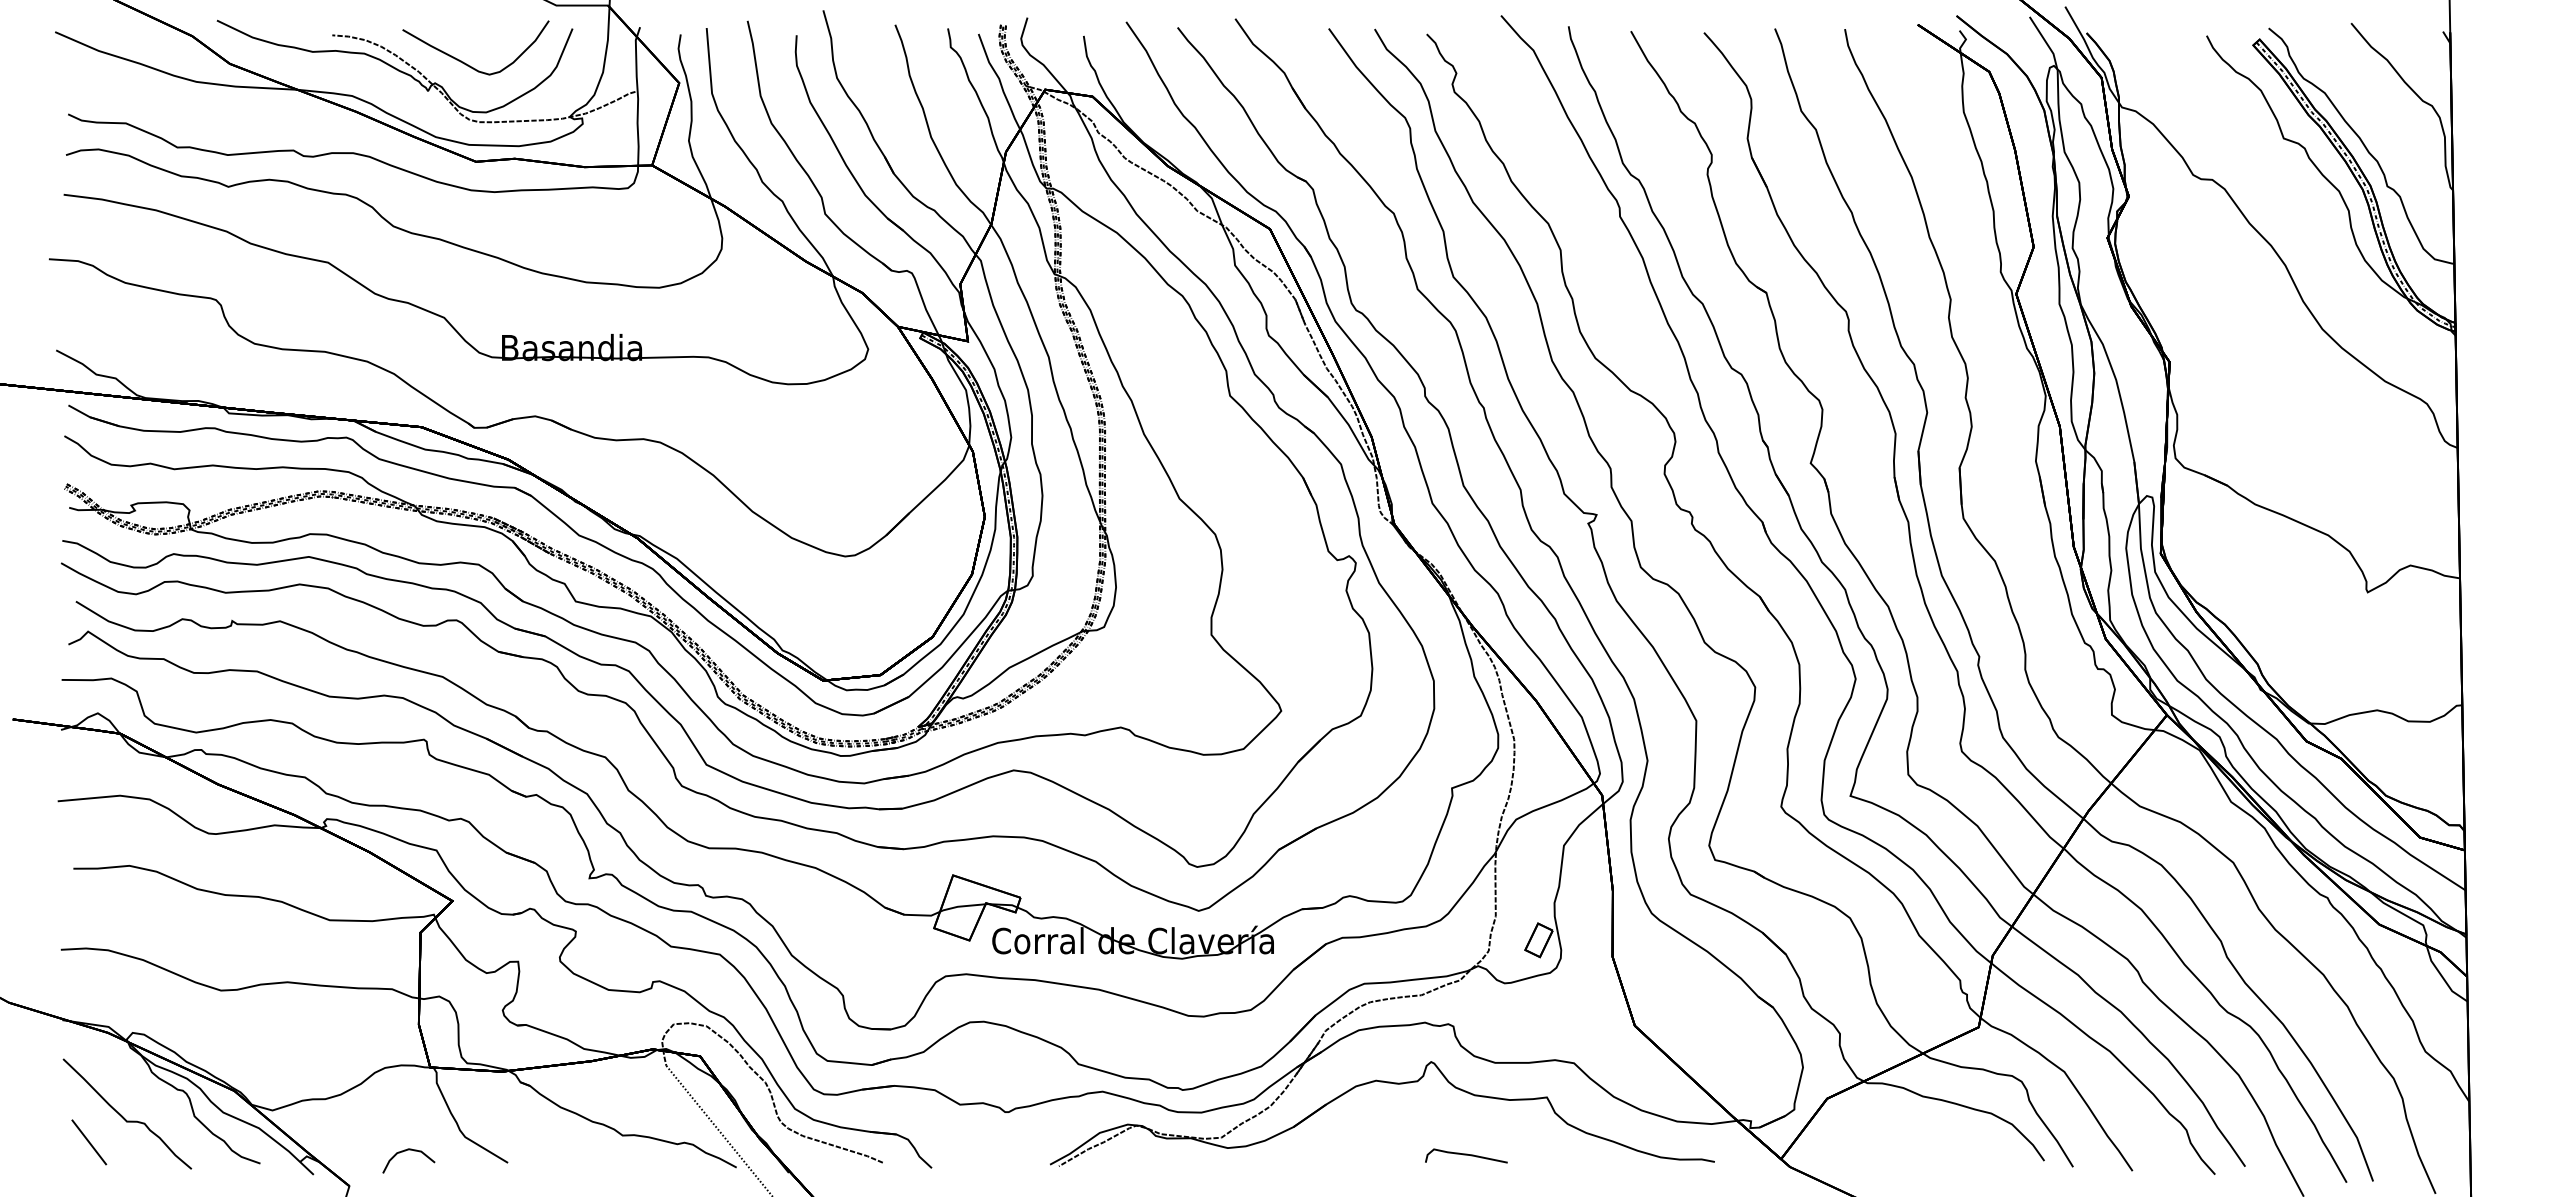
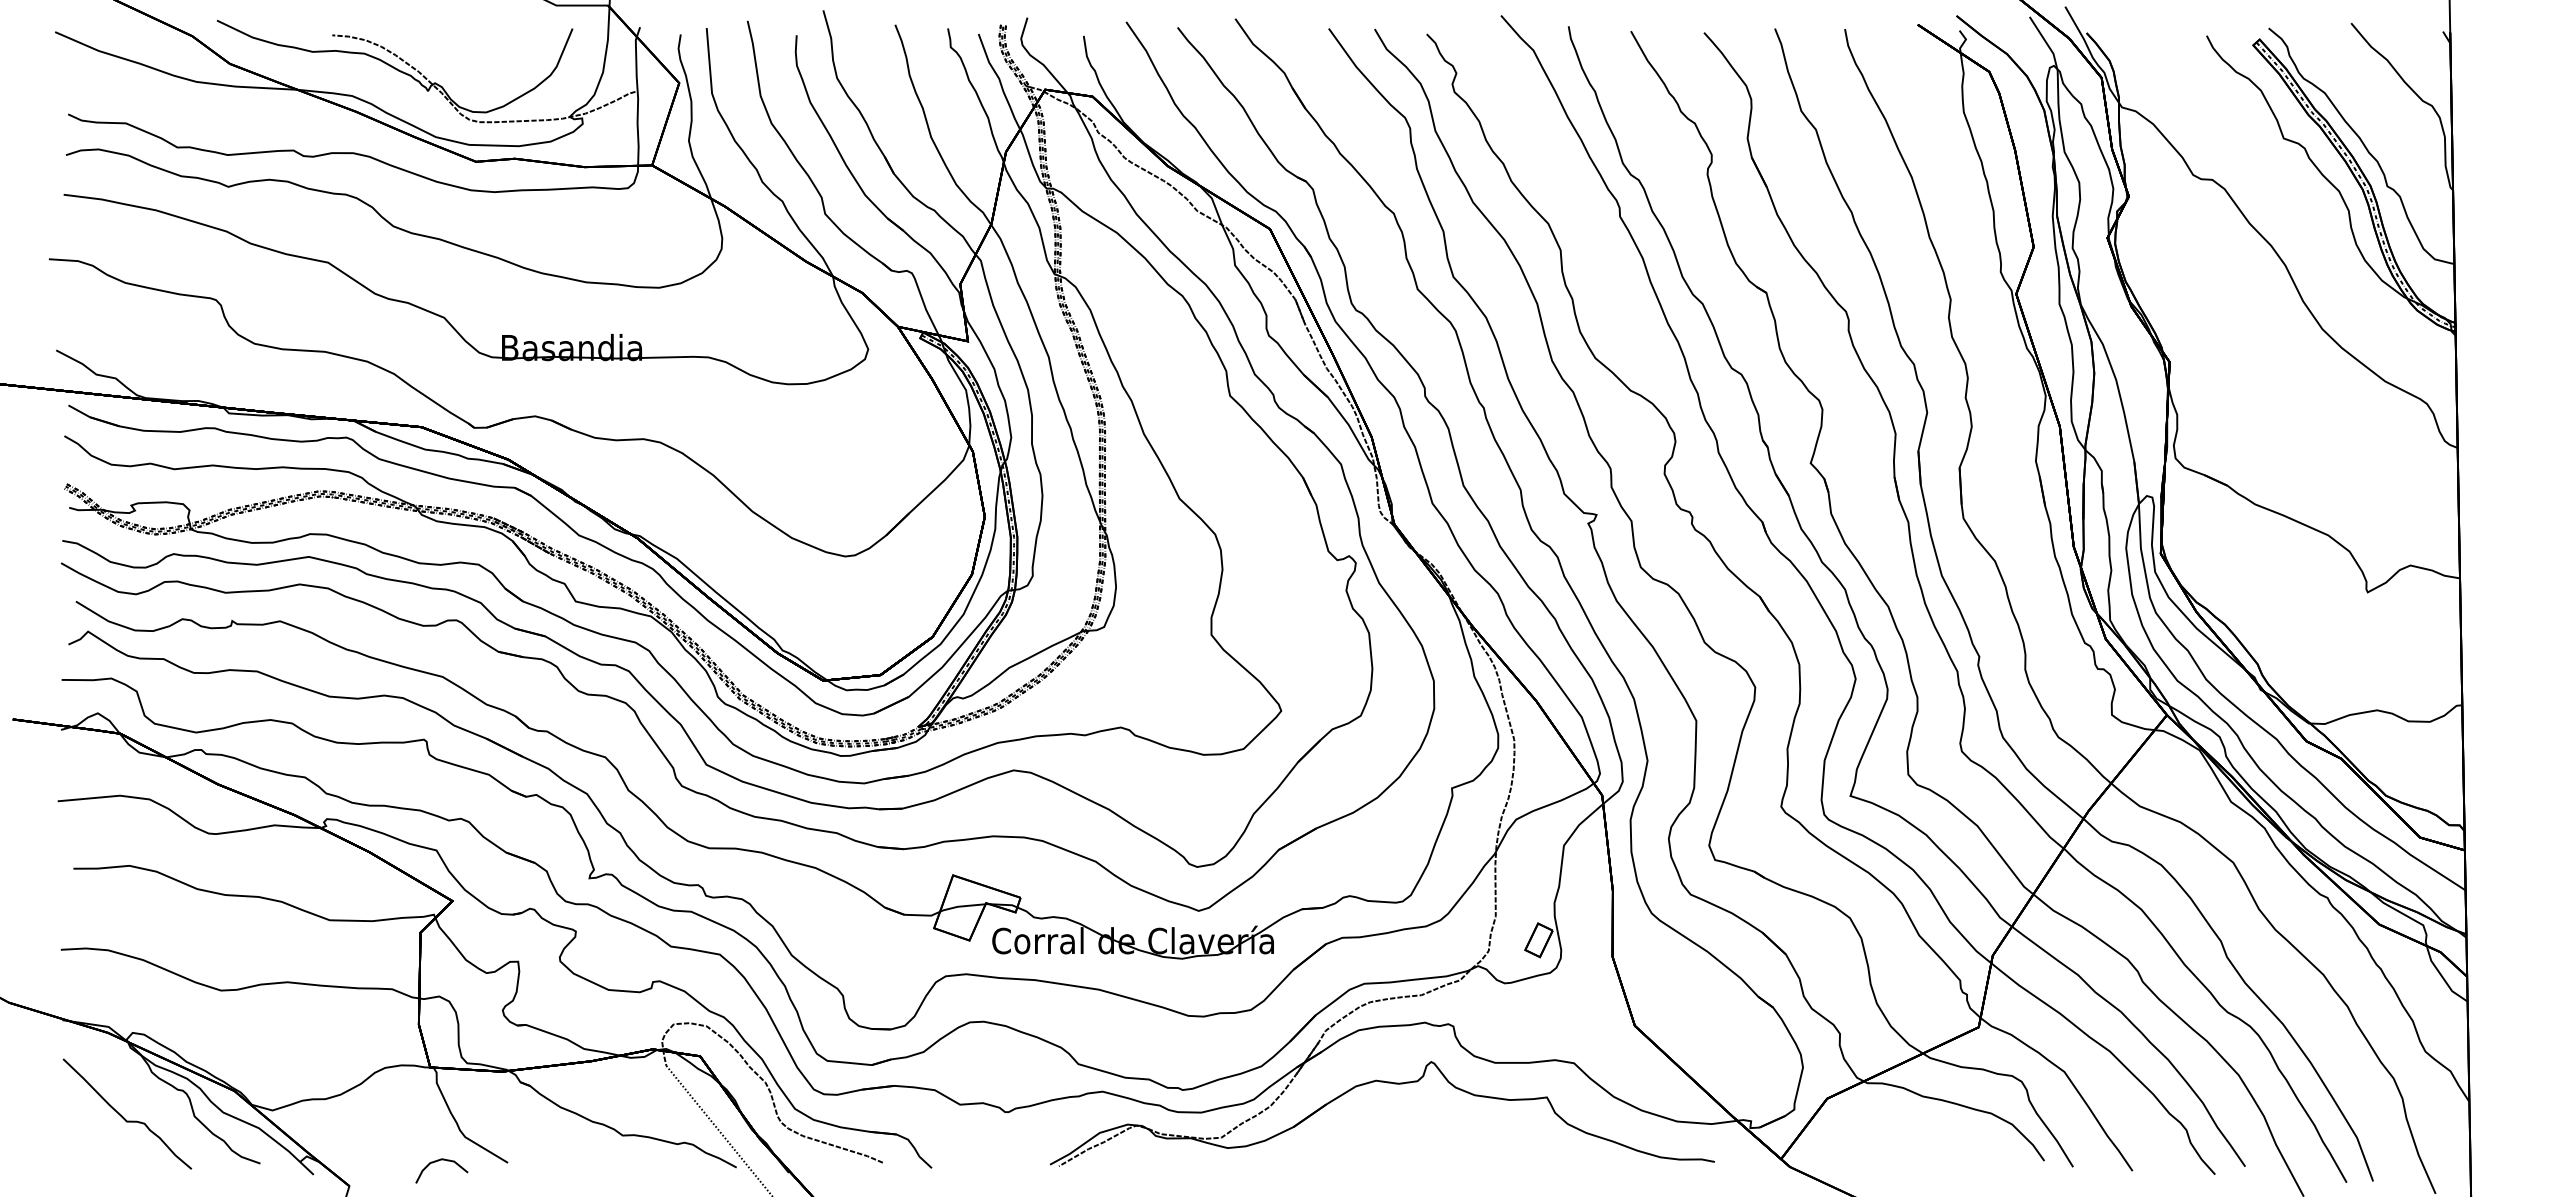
curve: present -> none (466, 63)
line: present -> none (89, 1142)
curve position: (405, 1151) -> (438, 1161) (438, 1161)
curve: present -> none (1466, 1155)
